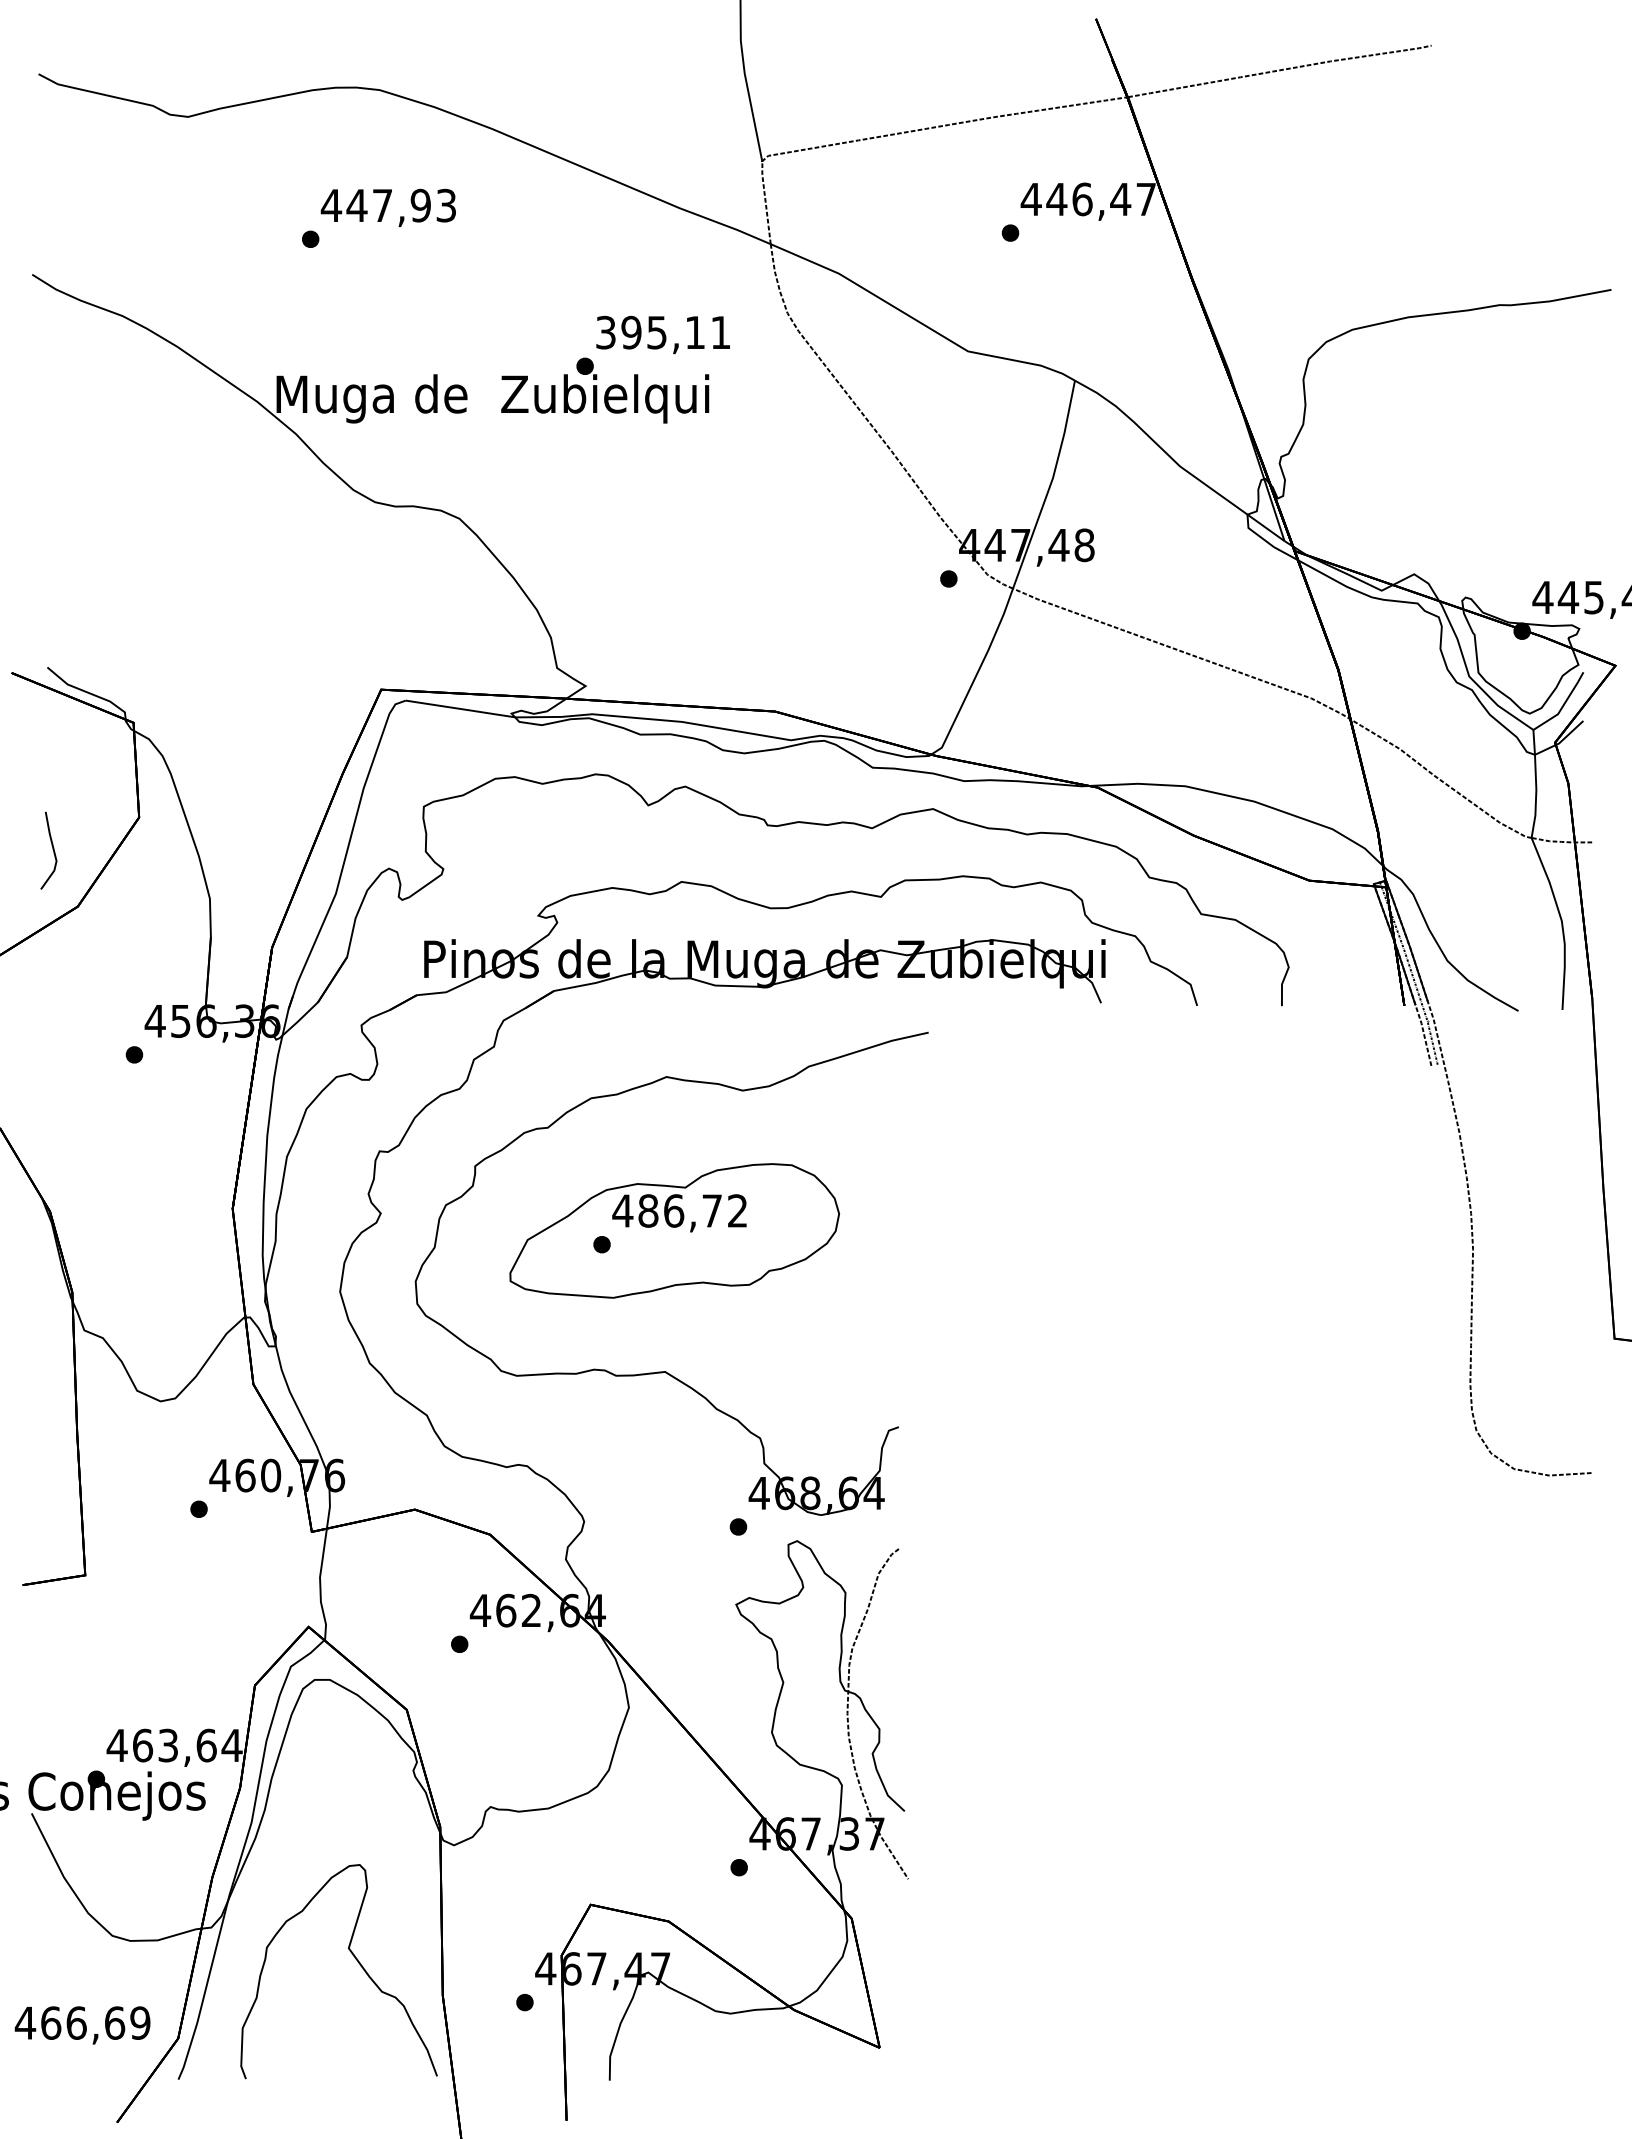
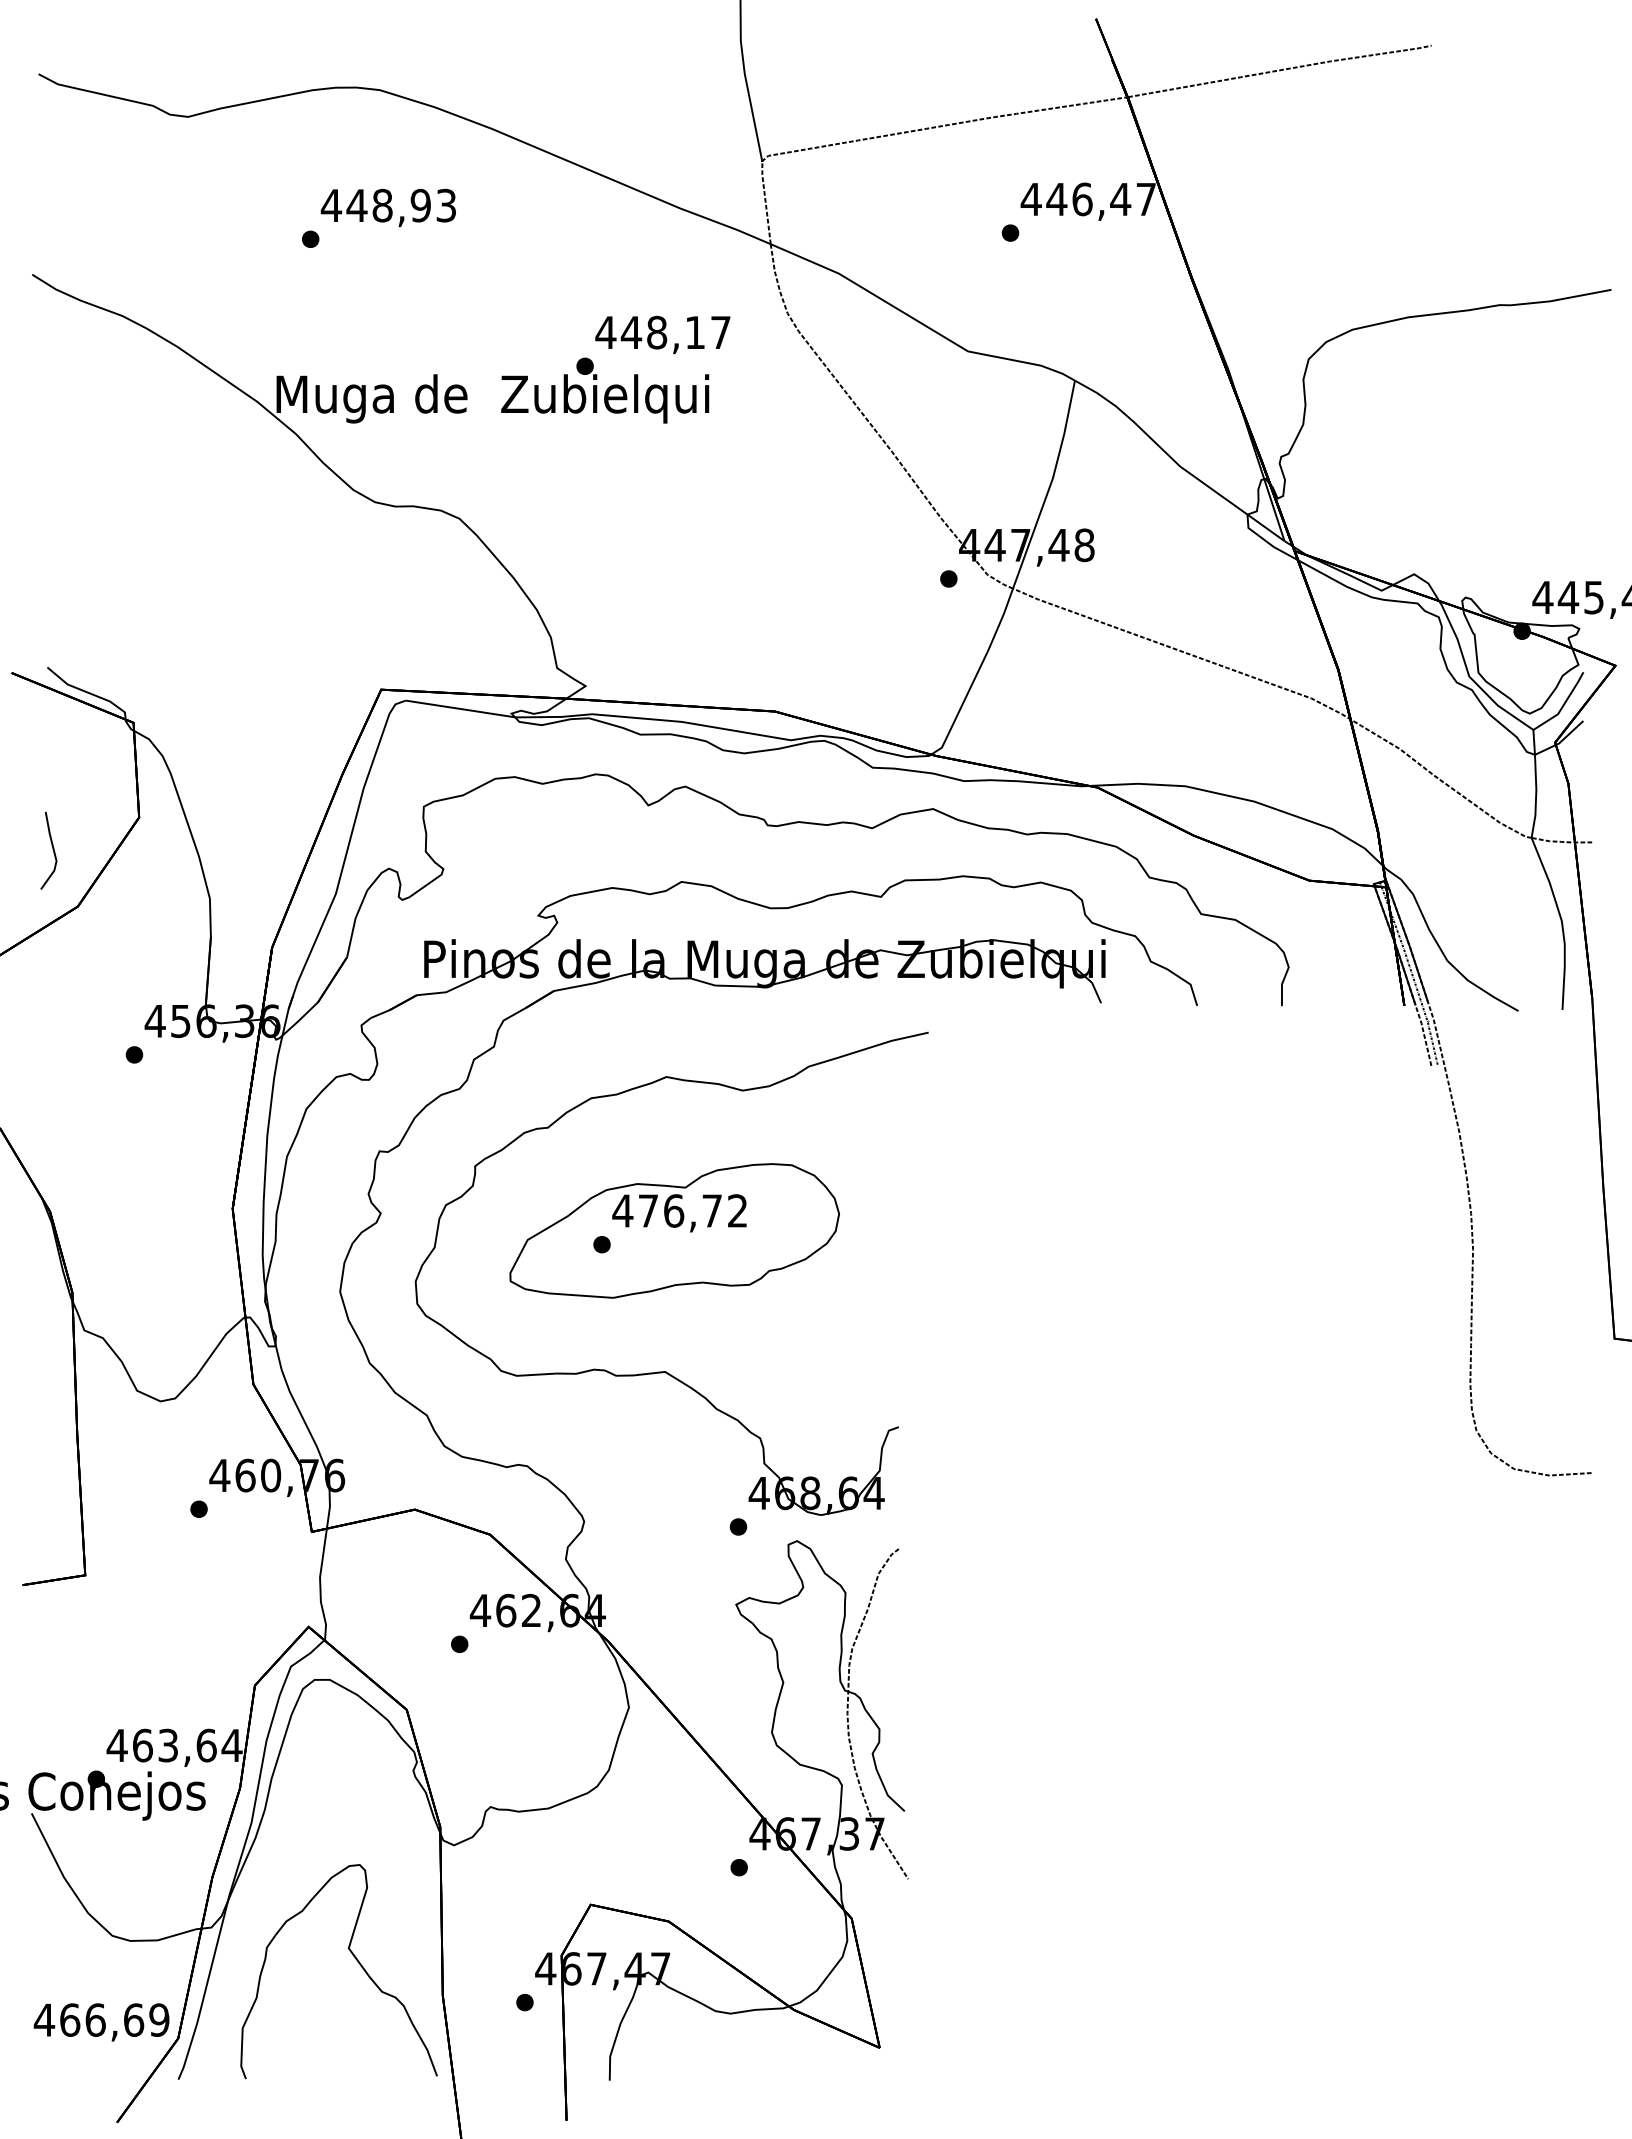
text: 447,93 -> 448,93 (382, 205)
text: 395,11 -> 448,17 (662, 332)
text: 486,72 -> 476,72 (648, 1210)
text position: (82, 2025) -> (101, 2022) (101, 2022)
